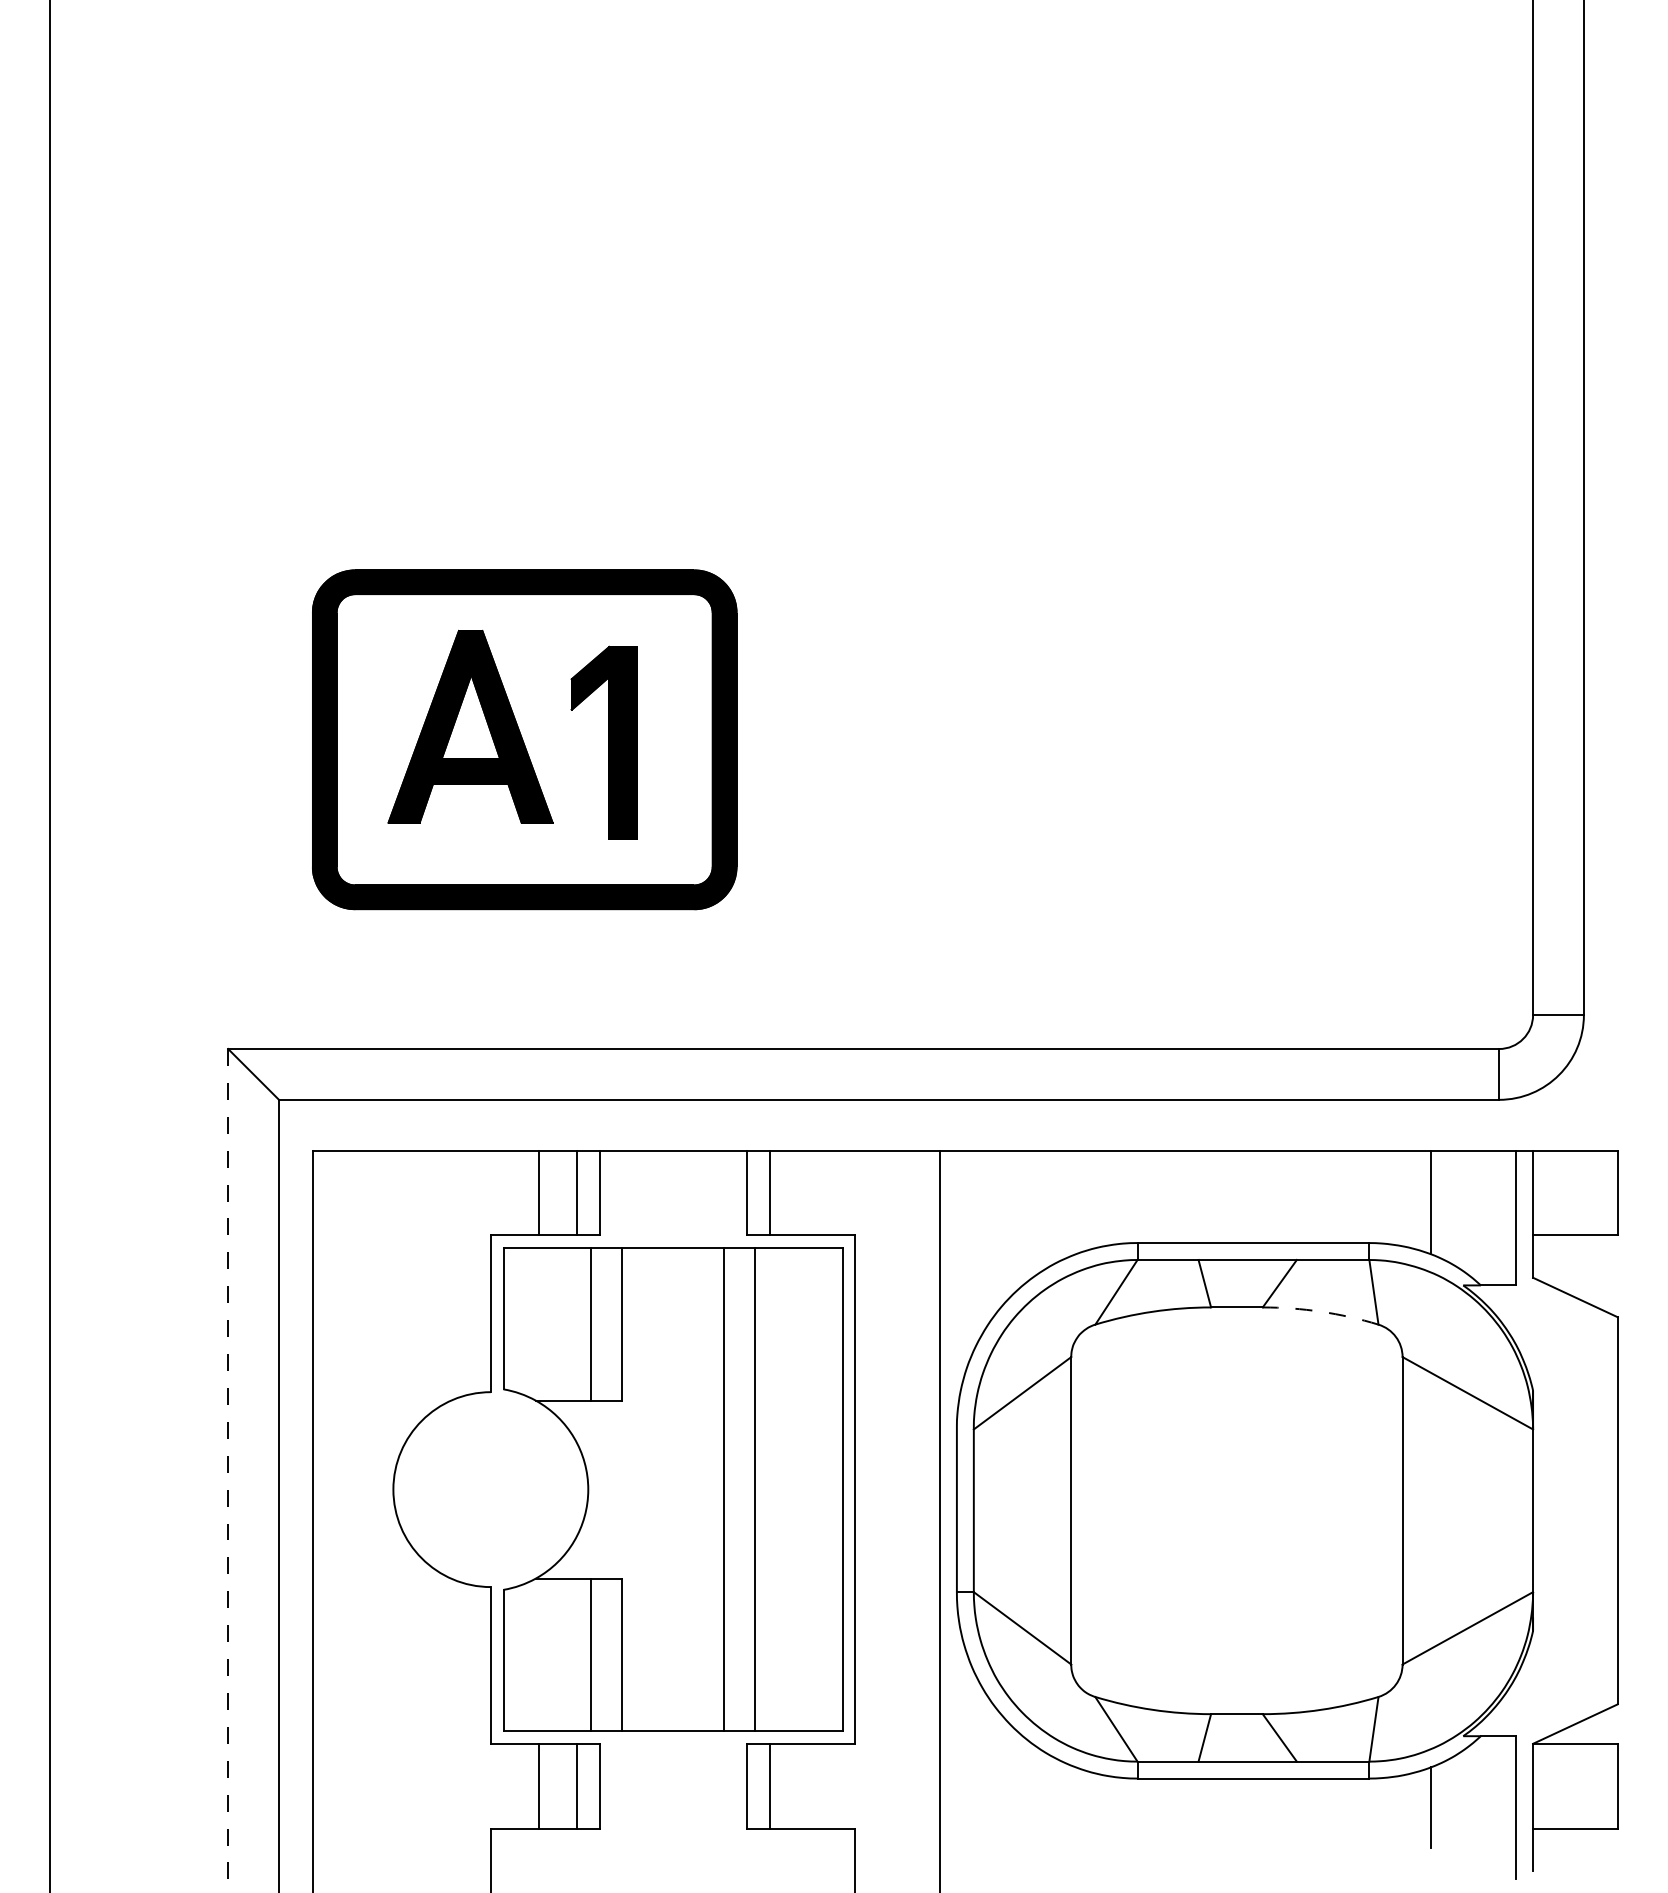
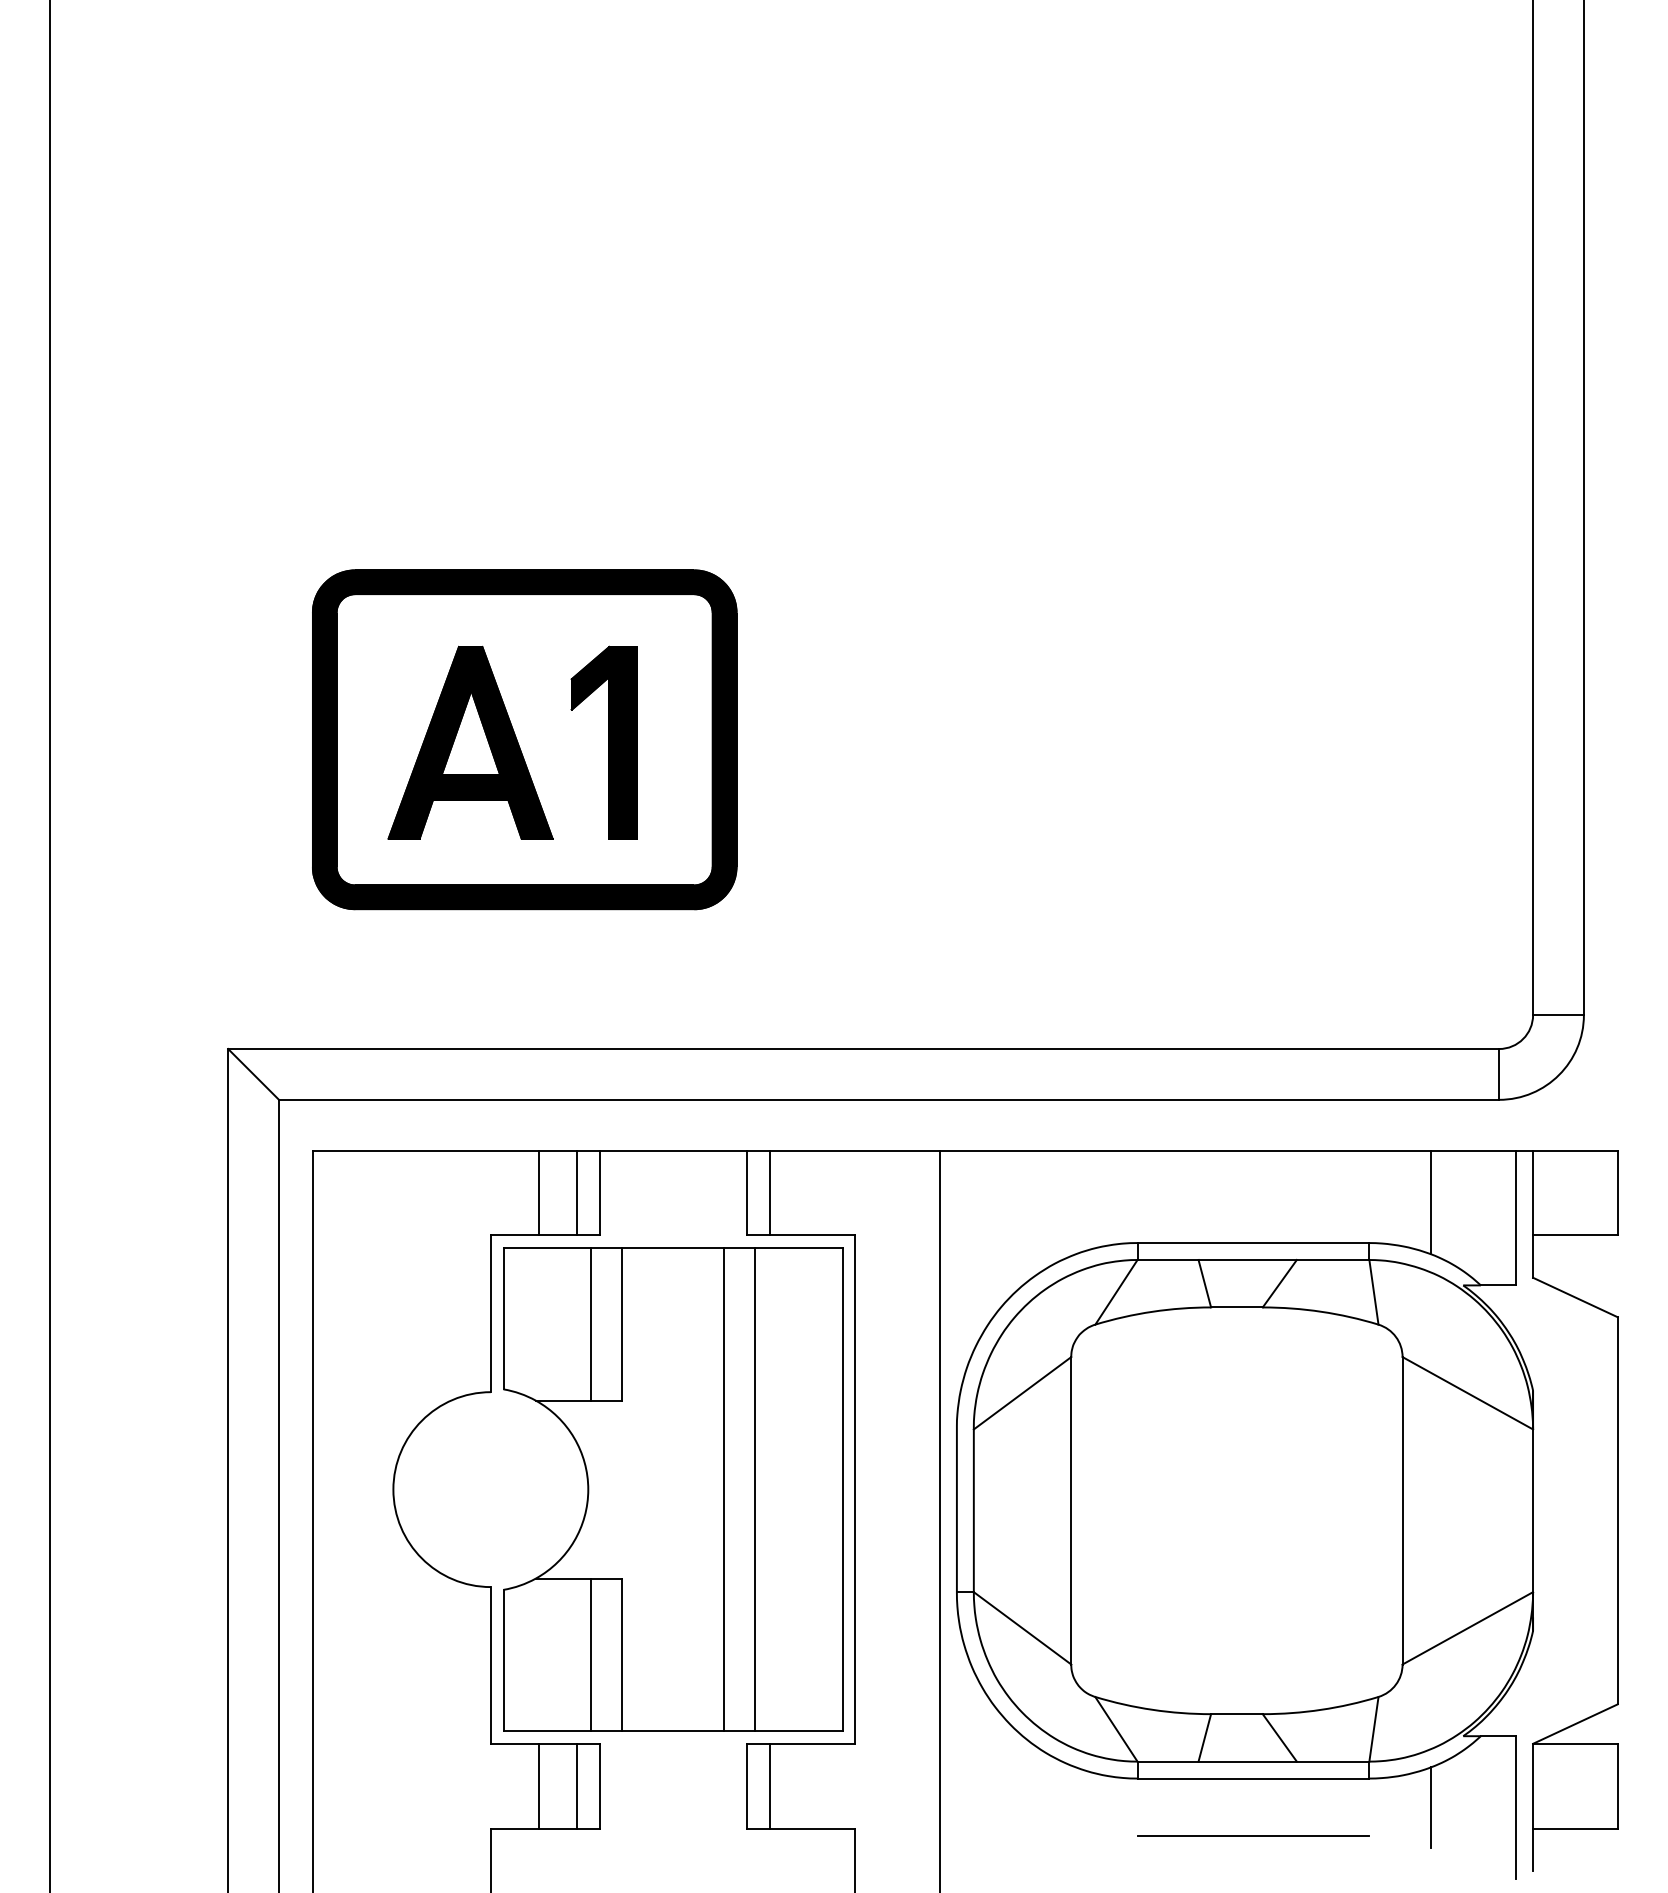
part position: (470, 726) -> (470, 742) (470, 742)
arc: dashed -> solid (1321, 1311)
line: dashed -> solid (228, 1470)
line: none -> present (1253, 1836)
